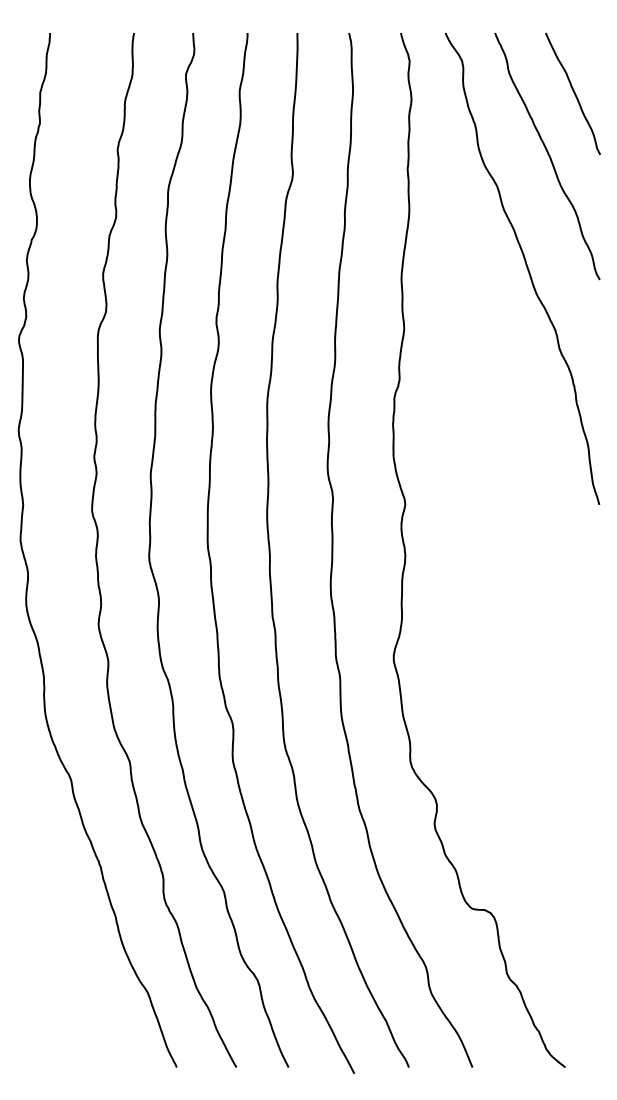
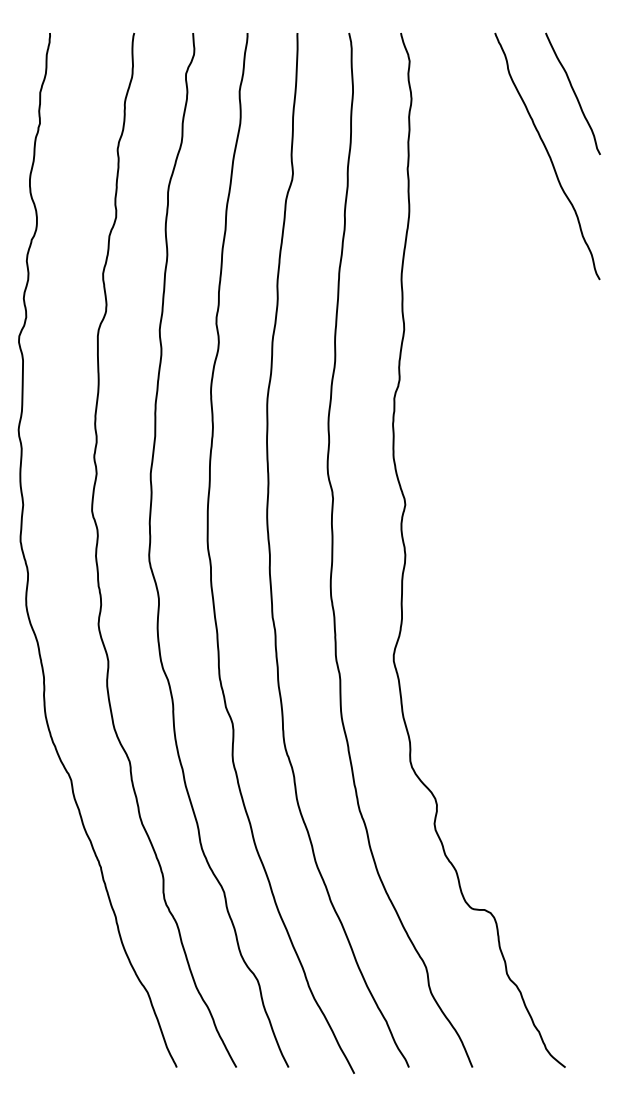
curve: present -> none (526, 268)
